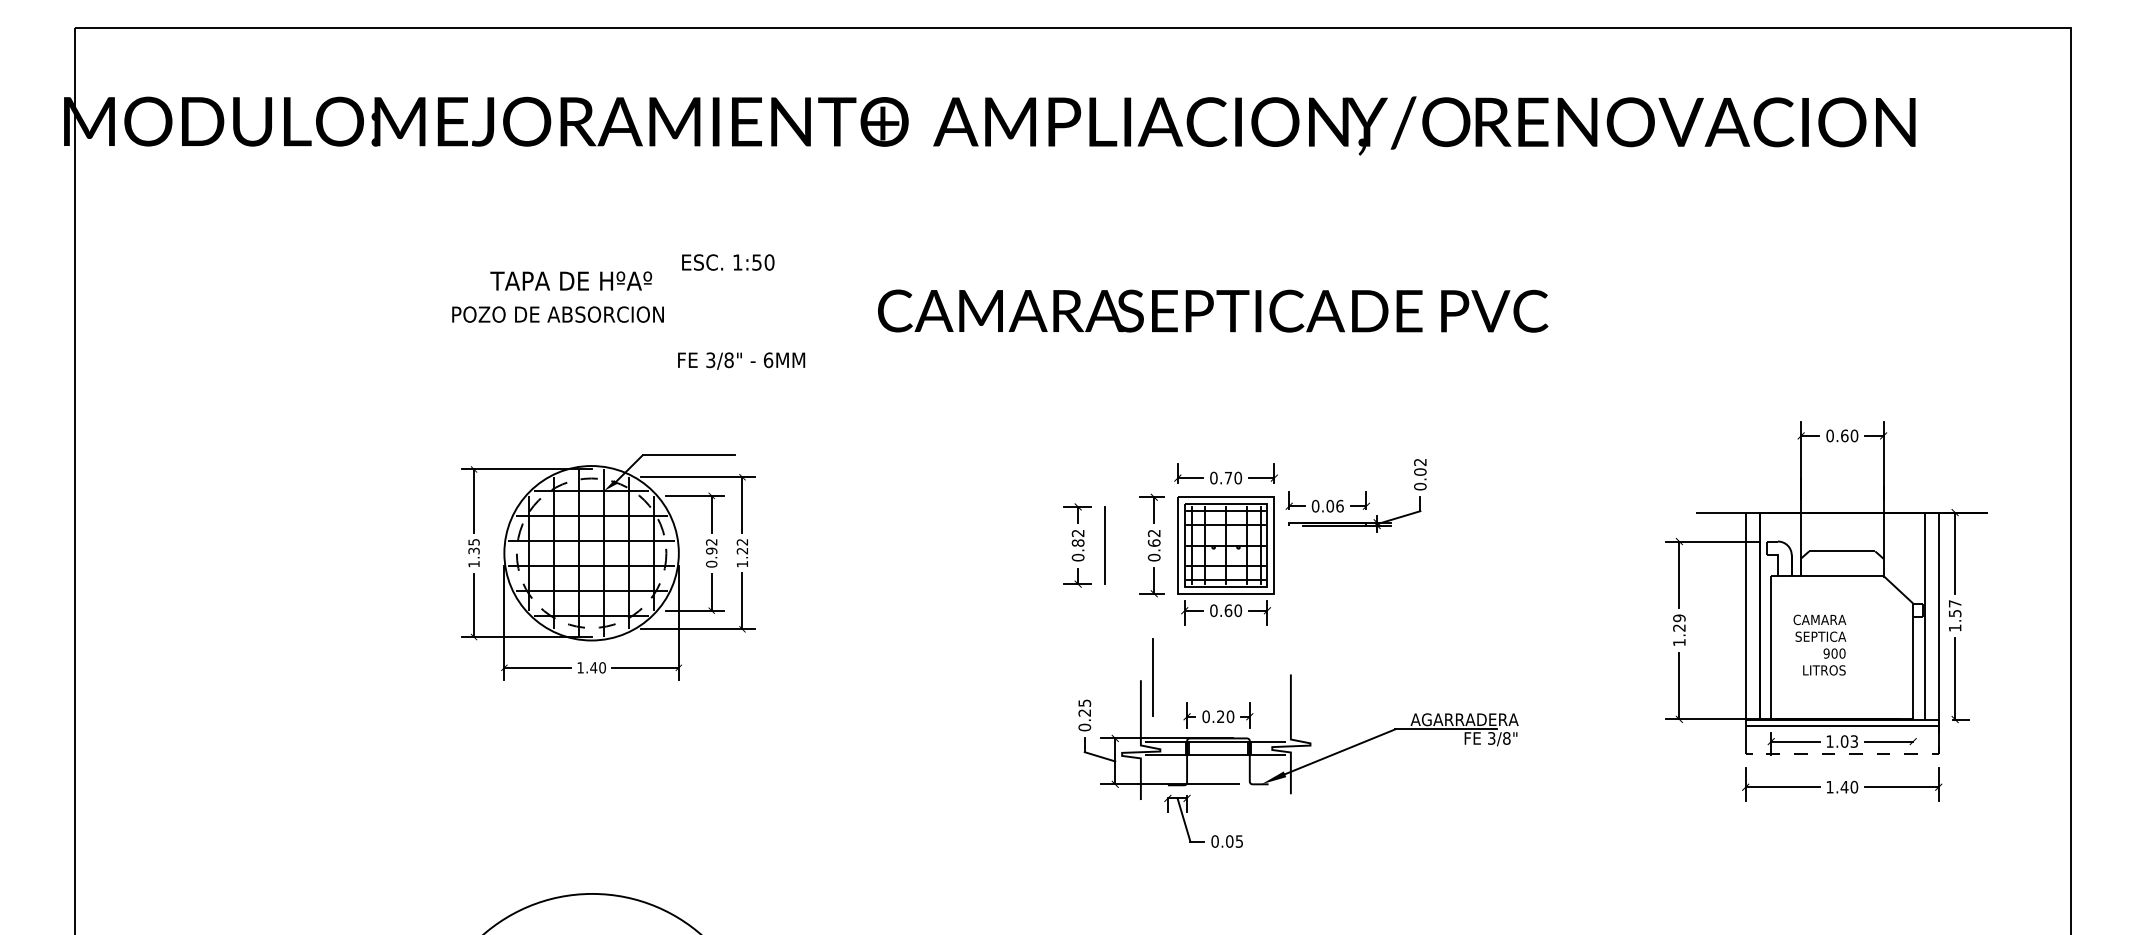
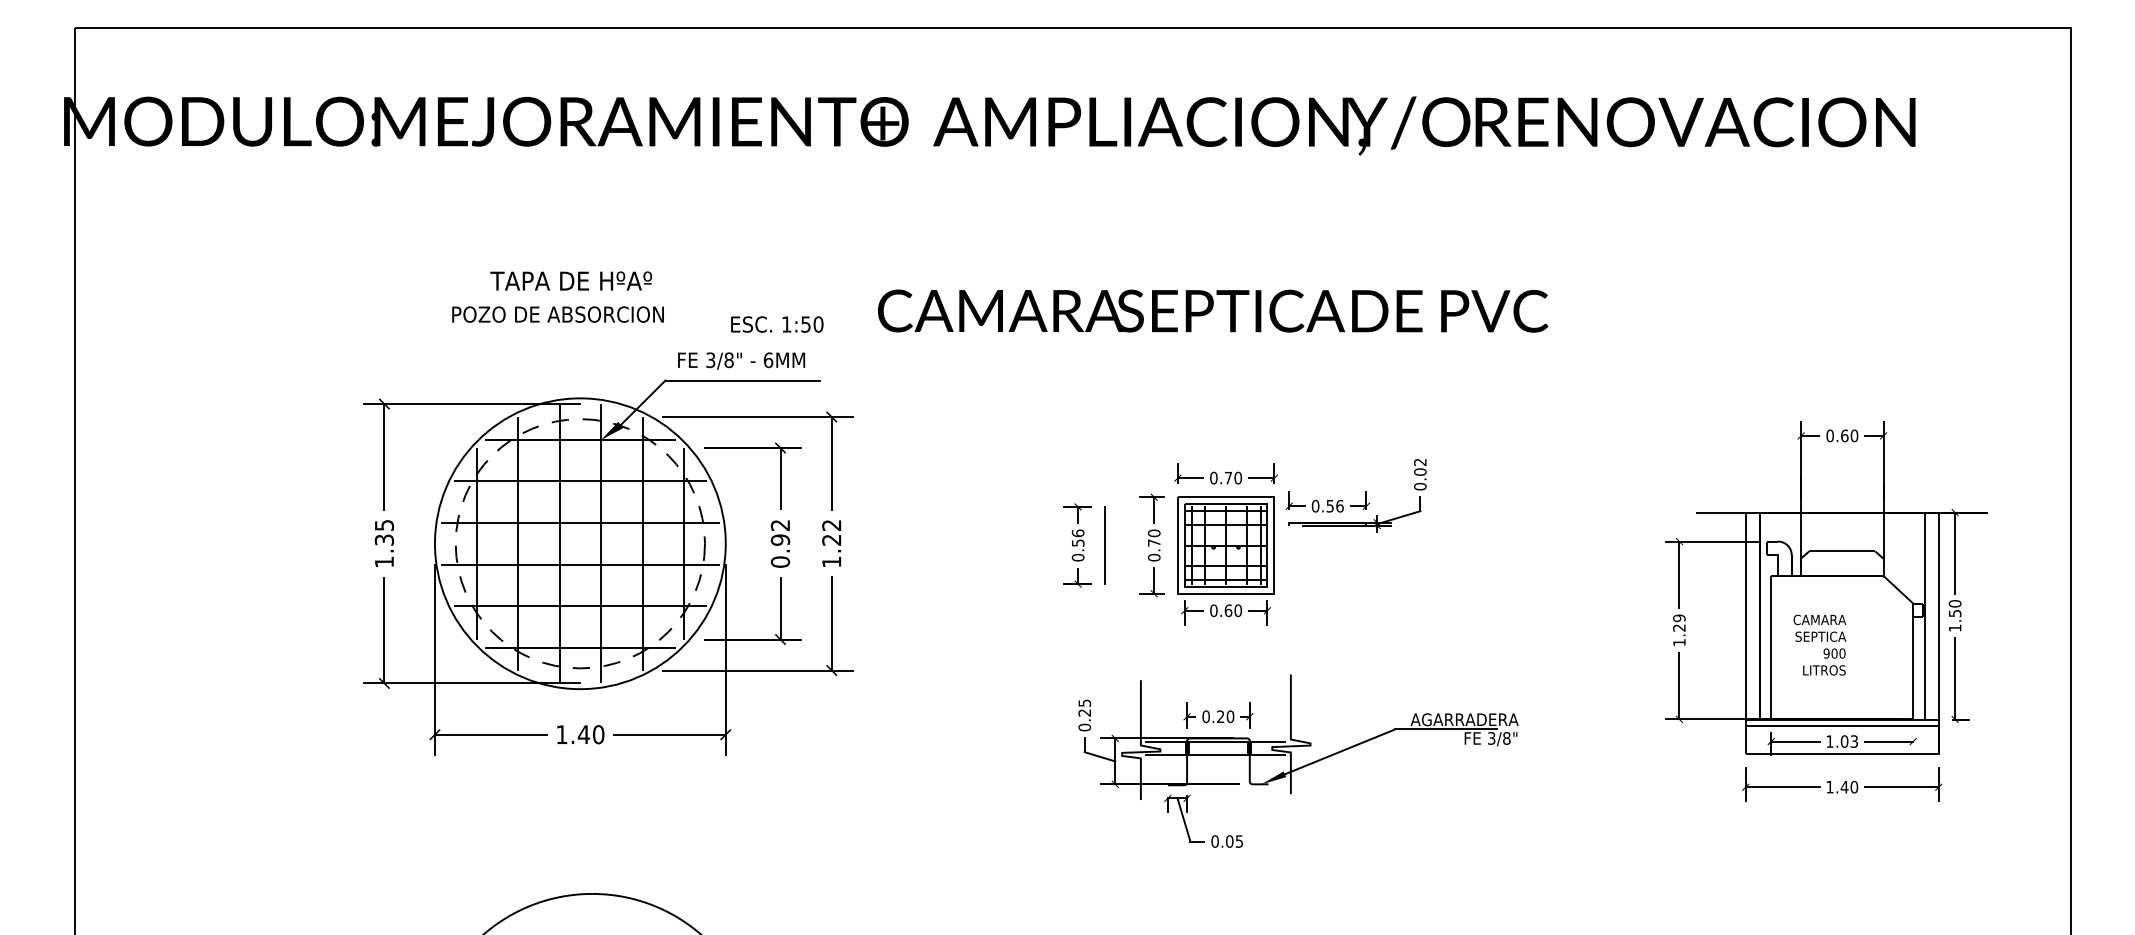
text position: (728, 262) -> (777, 324) (777, 324)
text: 0.06 -> 0.56 (1330, 505)
text: 0.82 -> 0.56 (1077, 537)
text: 0.62 -> 0.70 (1153, 537)
part size: 295x227 px -> 491x377 px (608, 567)
text: 1.57 -> 1.50 (1954, 603)
line: present -> none (1152, 677)
line: dashed -> solid (1860, 753)
